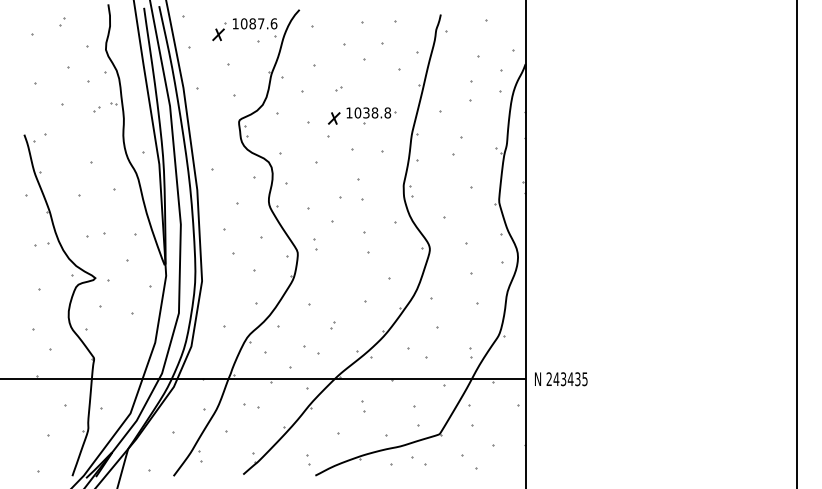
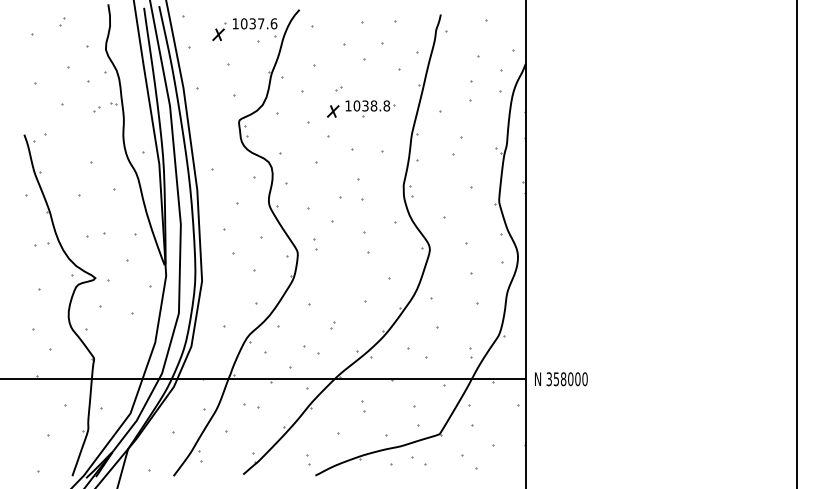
text: 1087.6 -> 1037.6 (252, 23)
part position: (362, 115) -> (361, 108) (361, 108)
text: 243435 -> 358000 (566, 379)
